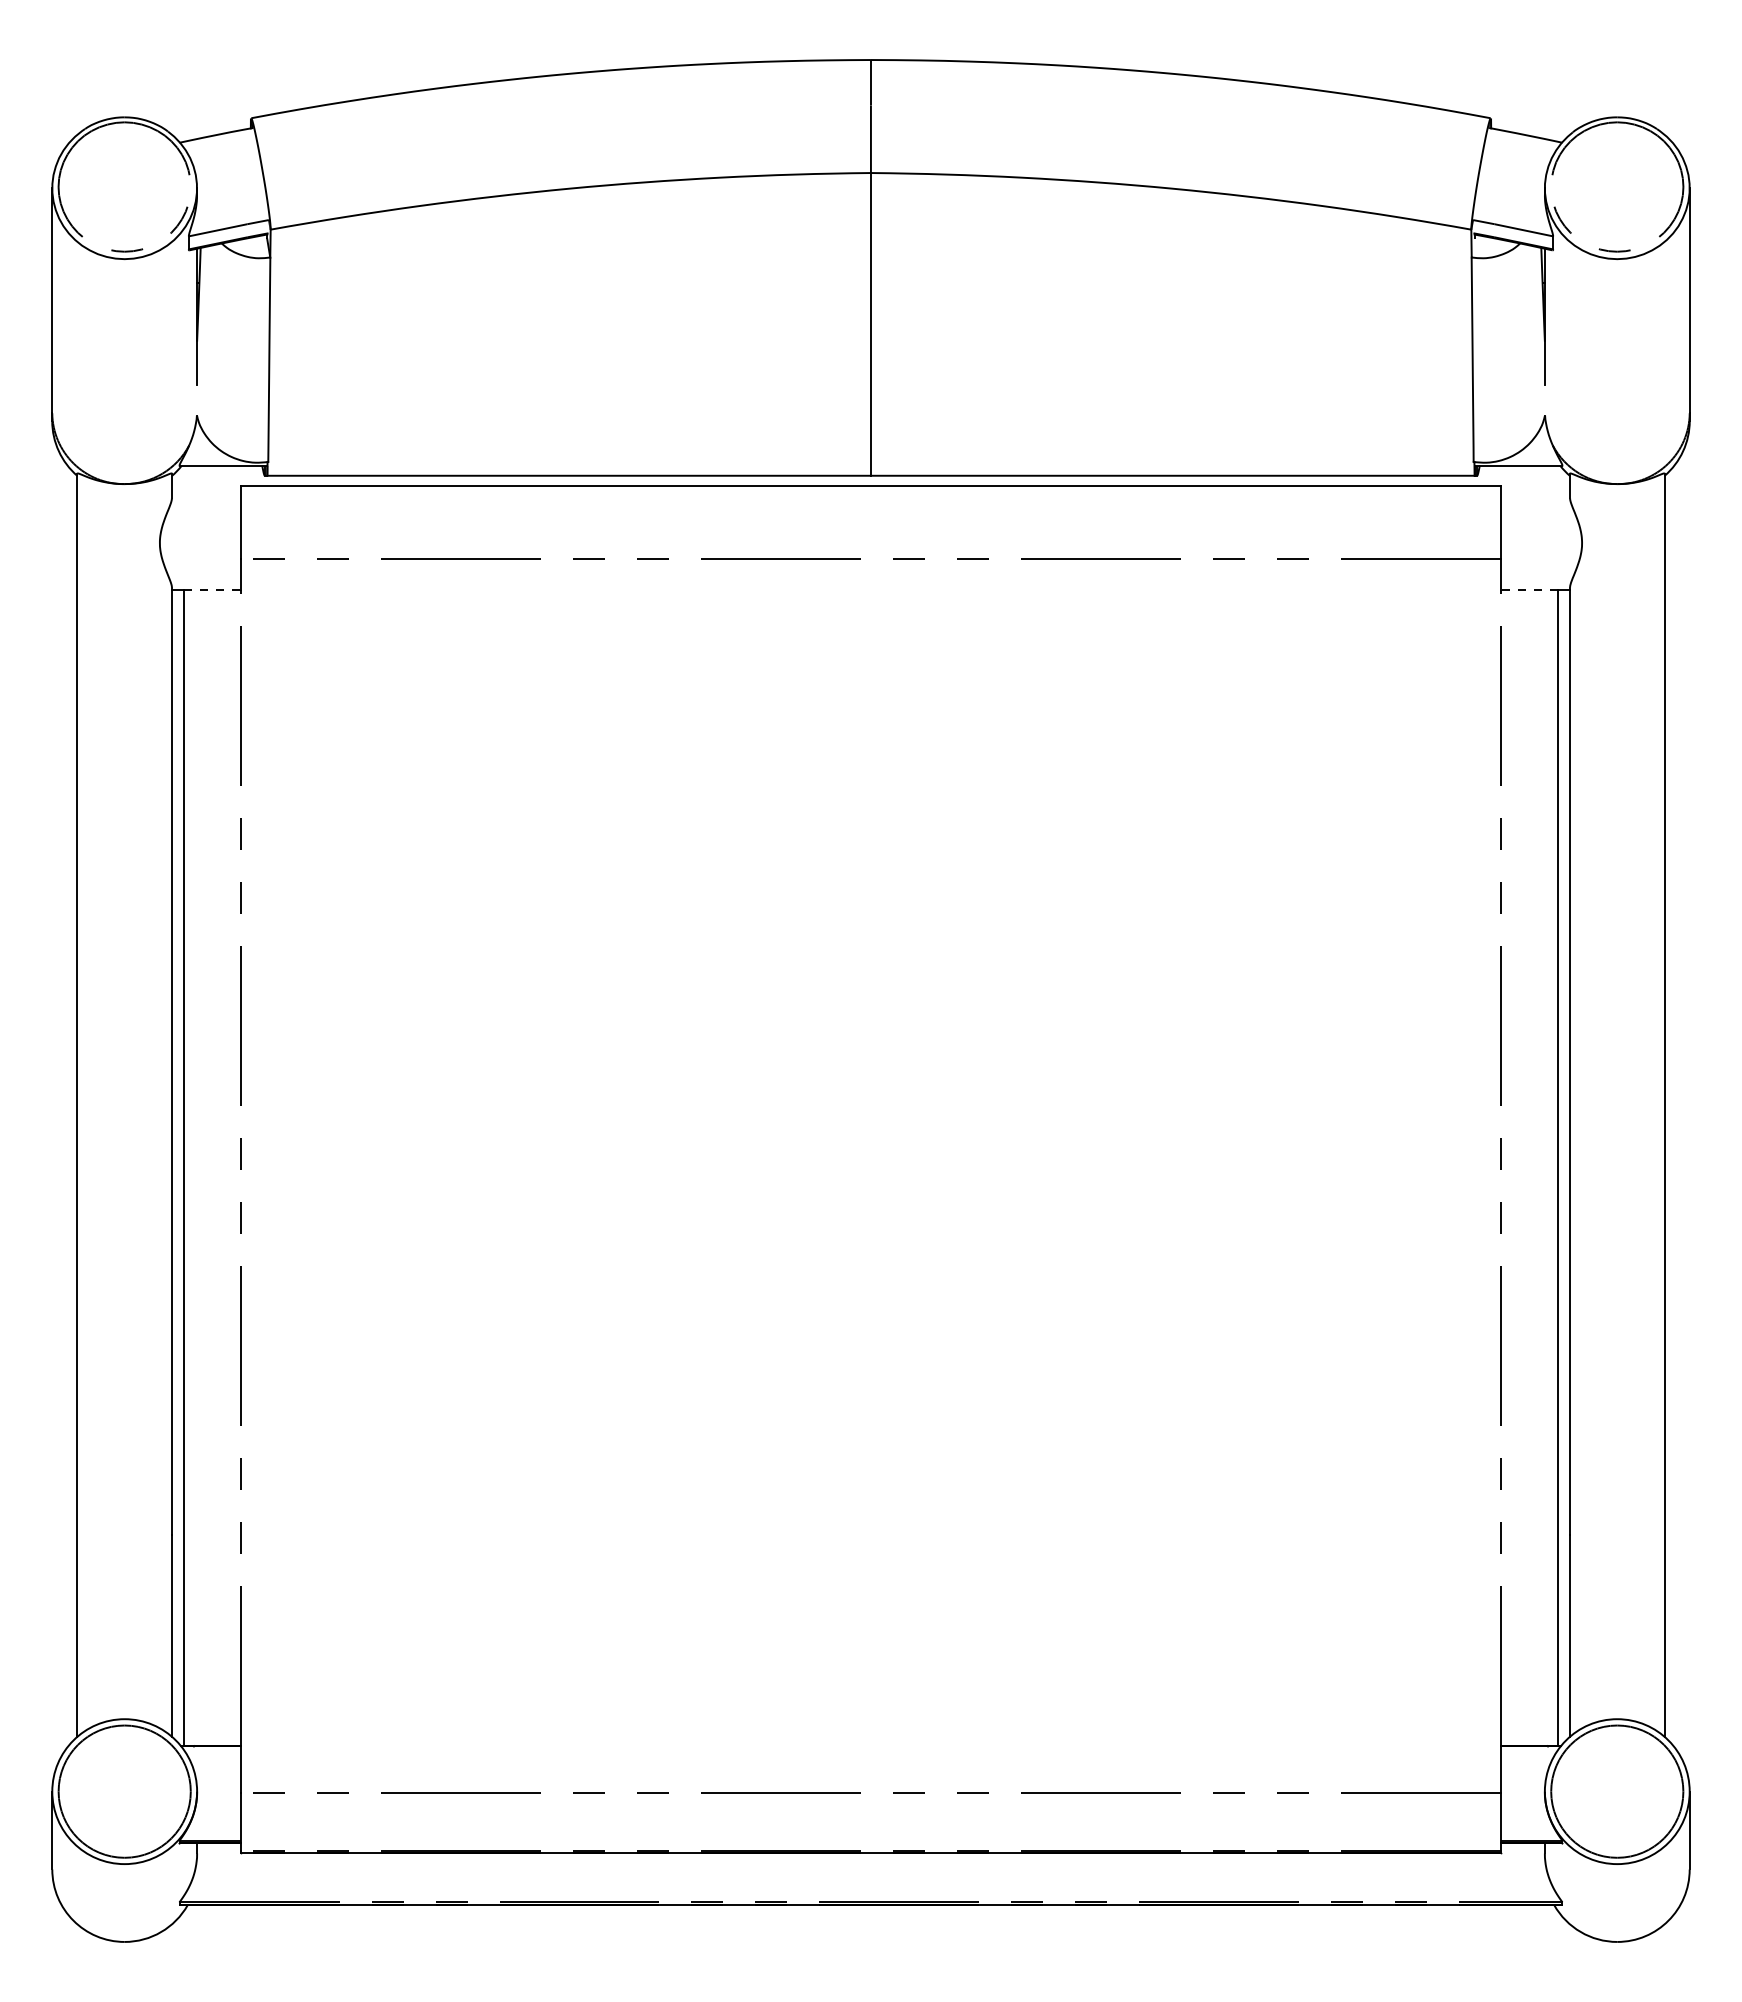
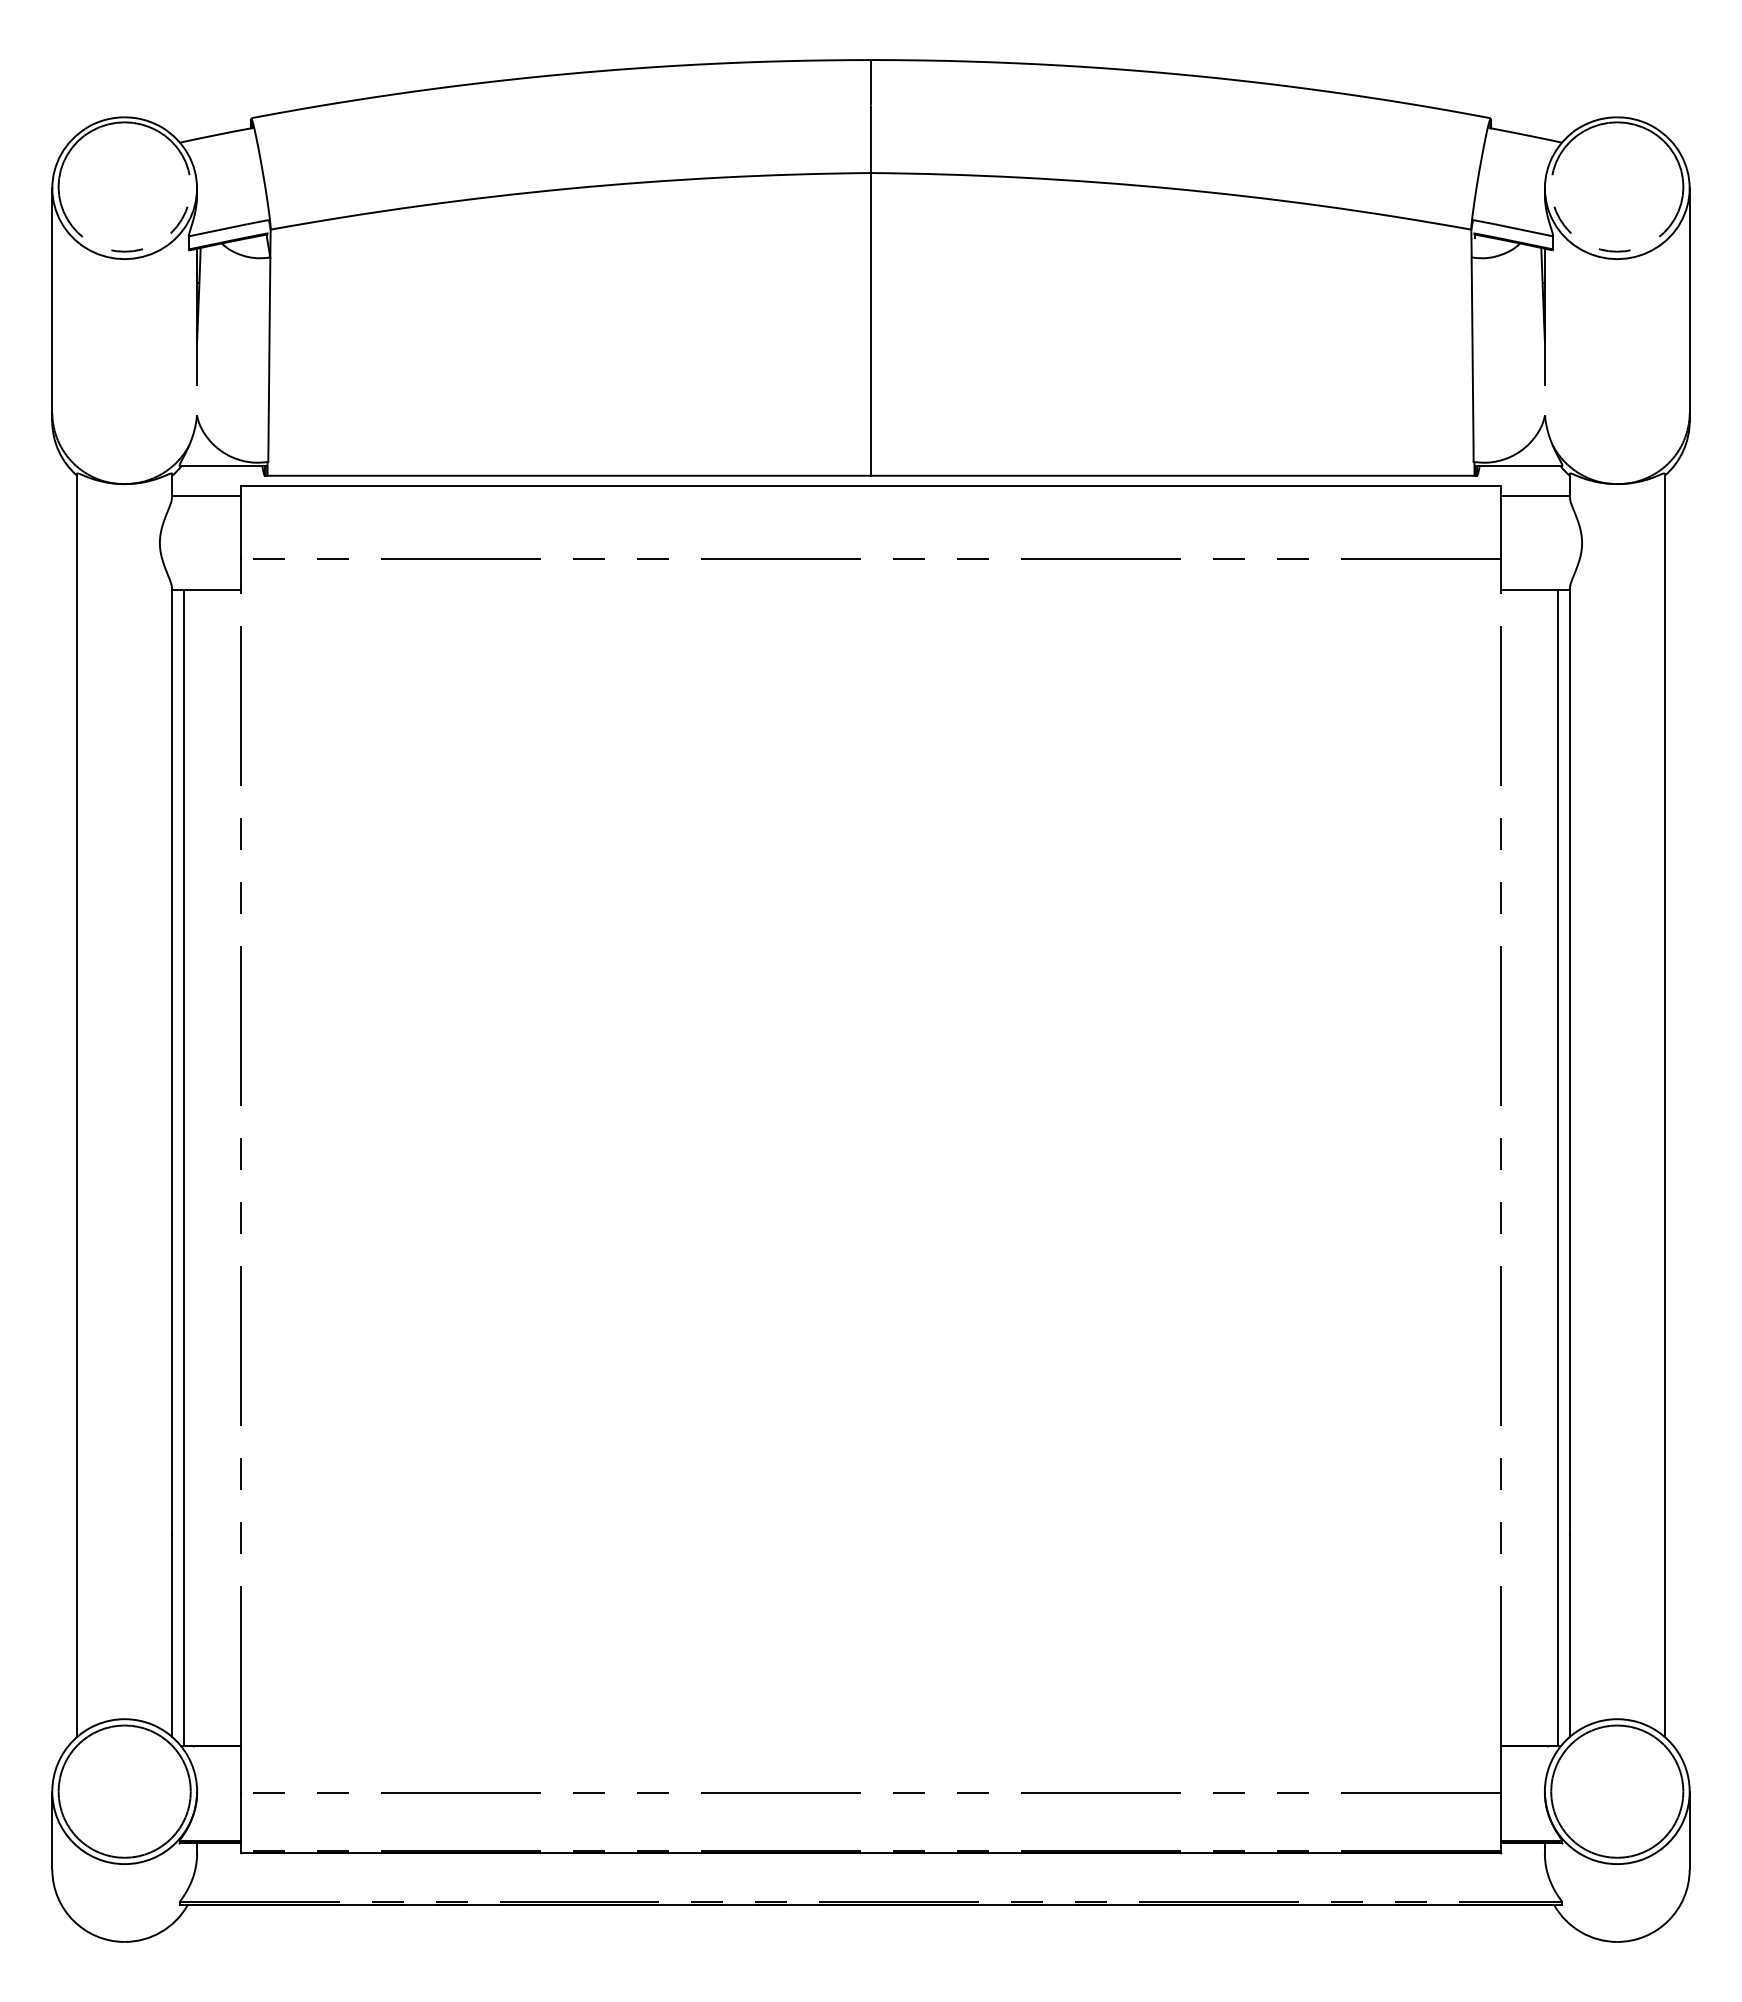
line: none -> present (206, 495)
line: none -> present (1535, 495)
line: dashed -> solid (212, 590)
line: dashed -> solid (1529, 590)
